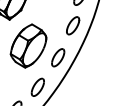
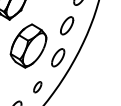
part position: (73, 25) -> (67, 25) (67, 25)
part size: 15x20 px -> 10x13 px (37, 87)
